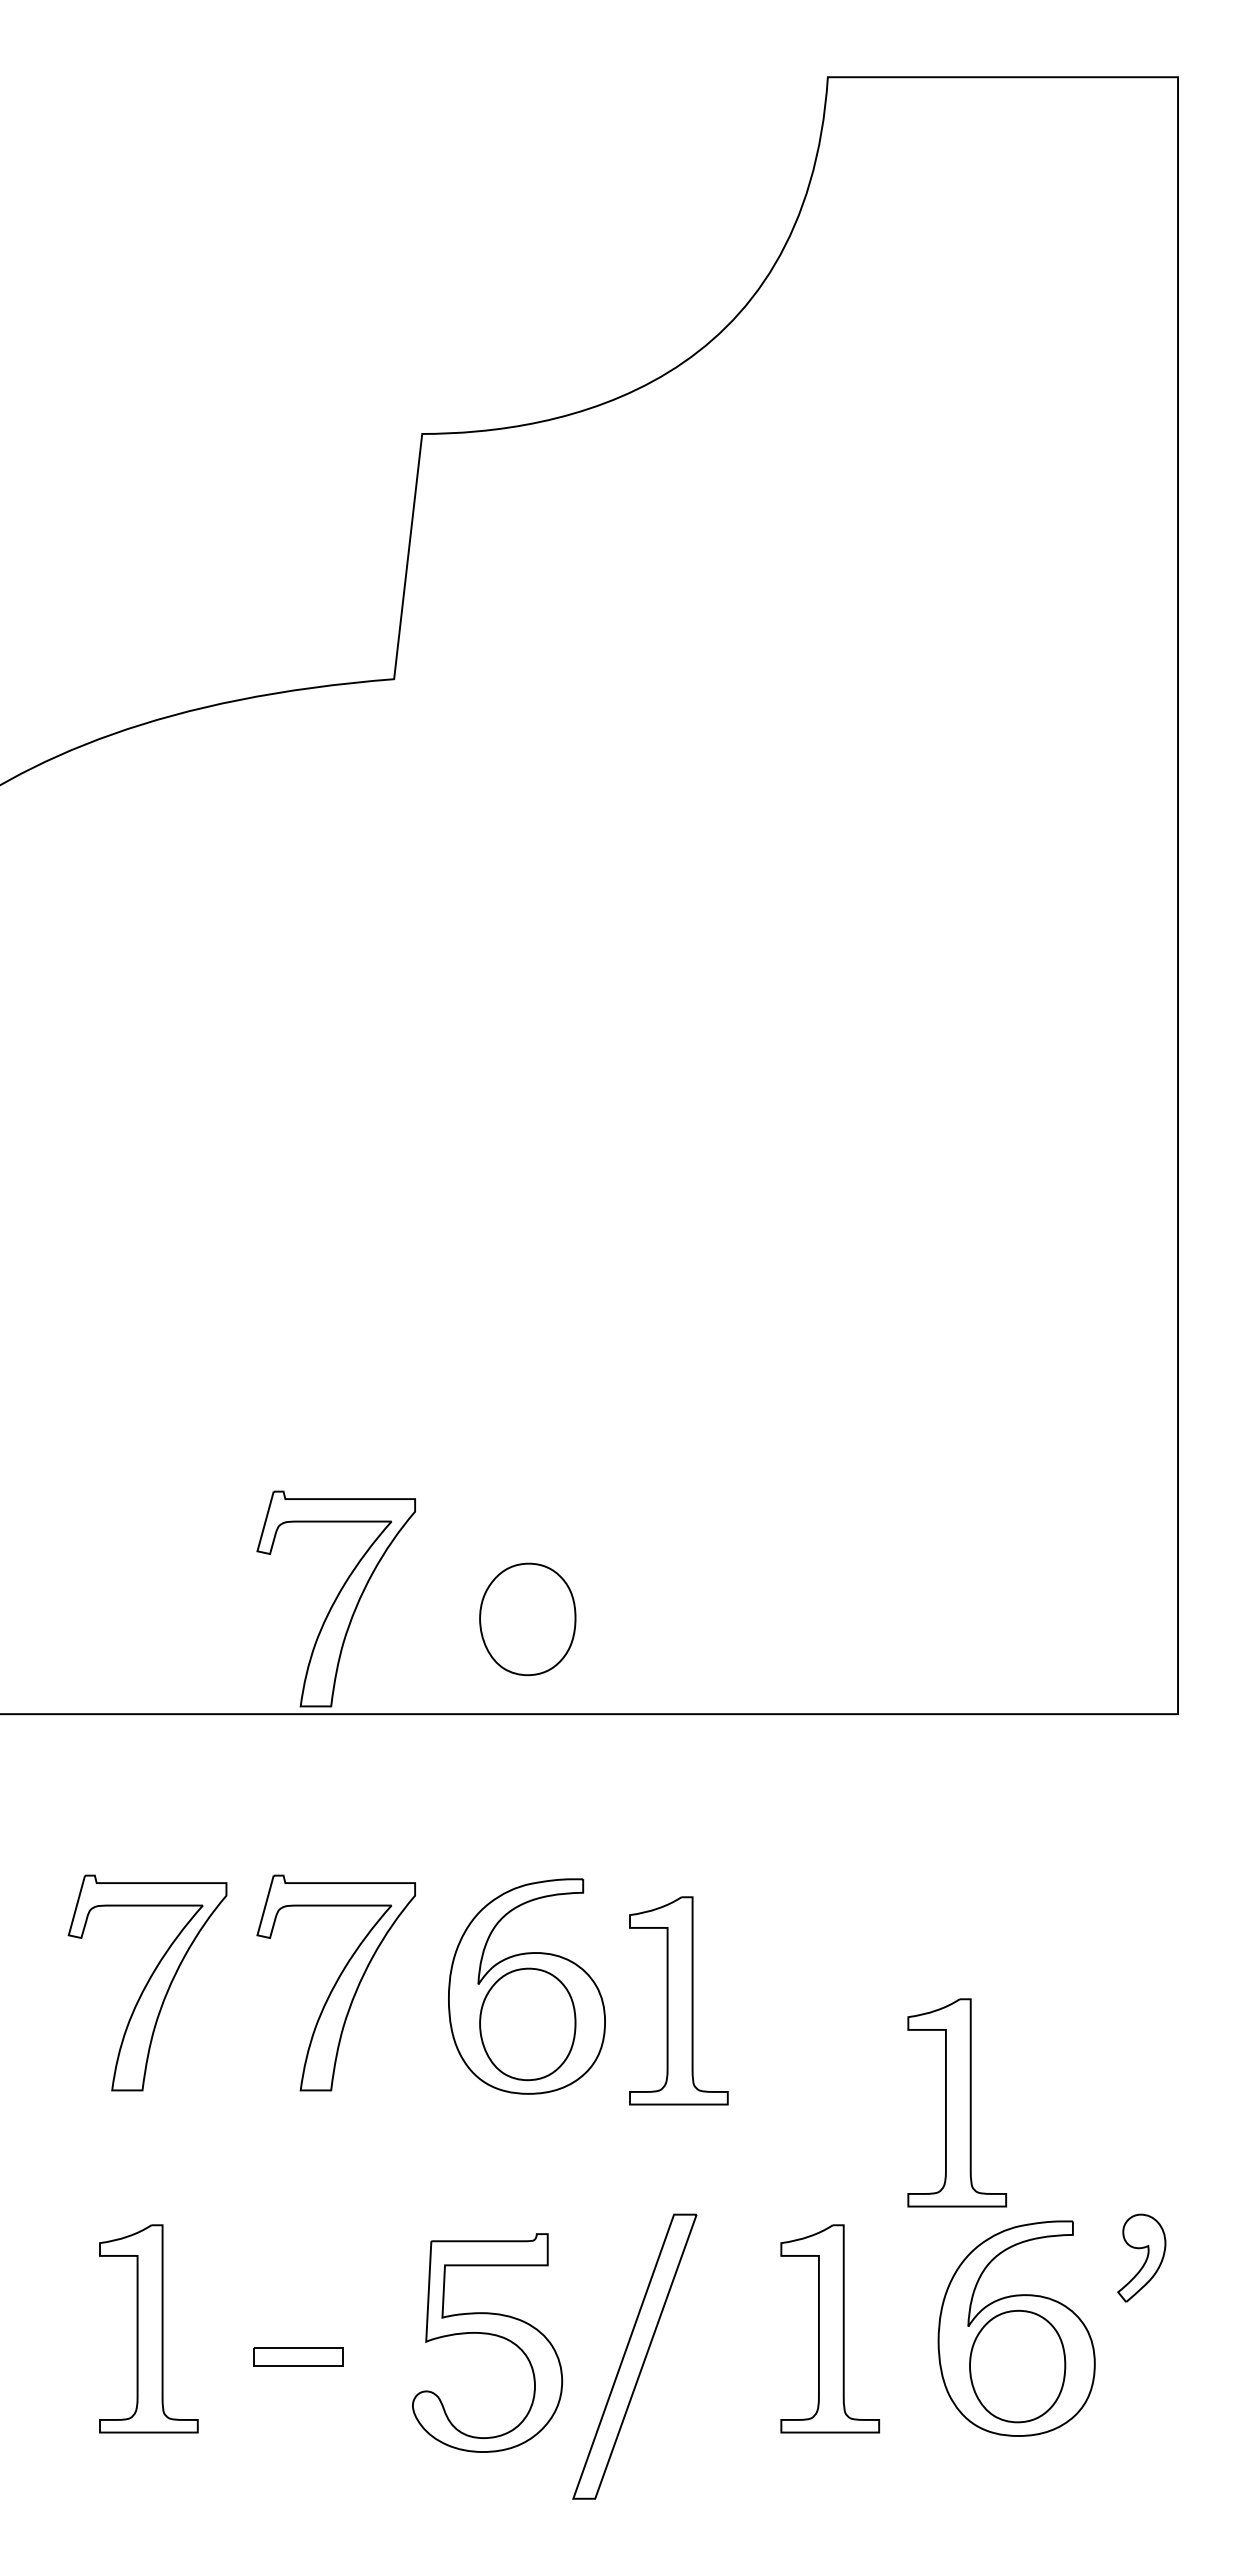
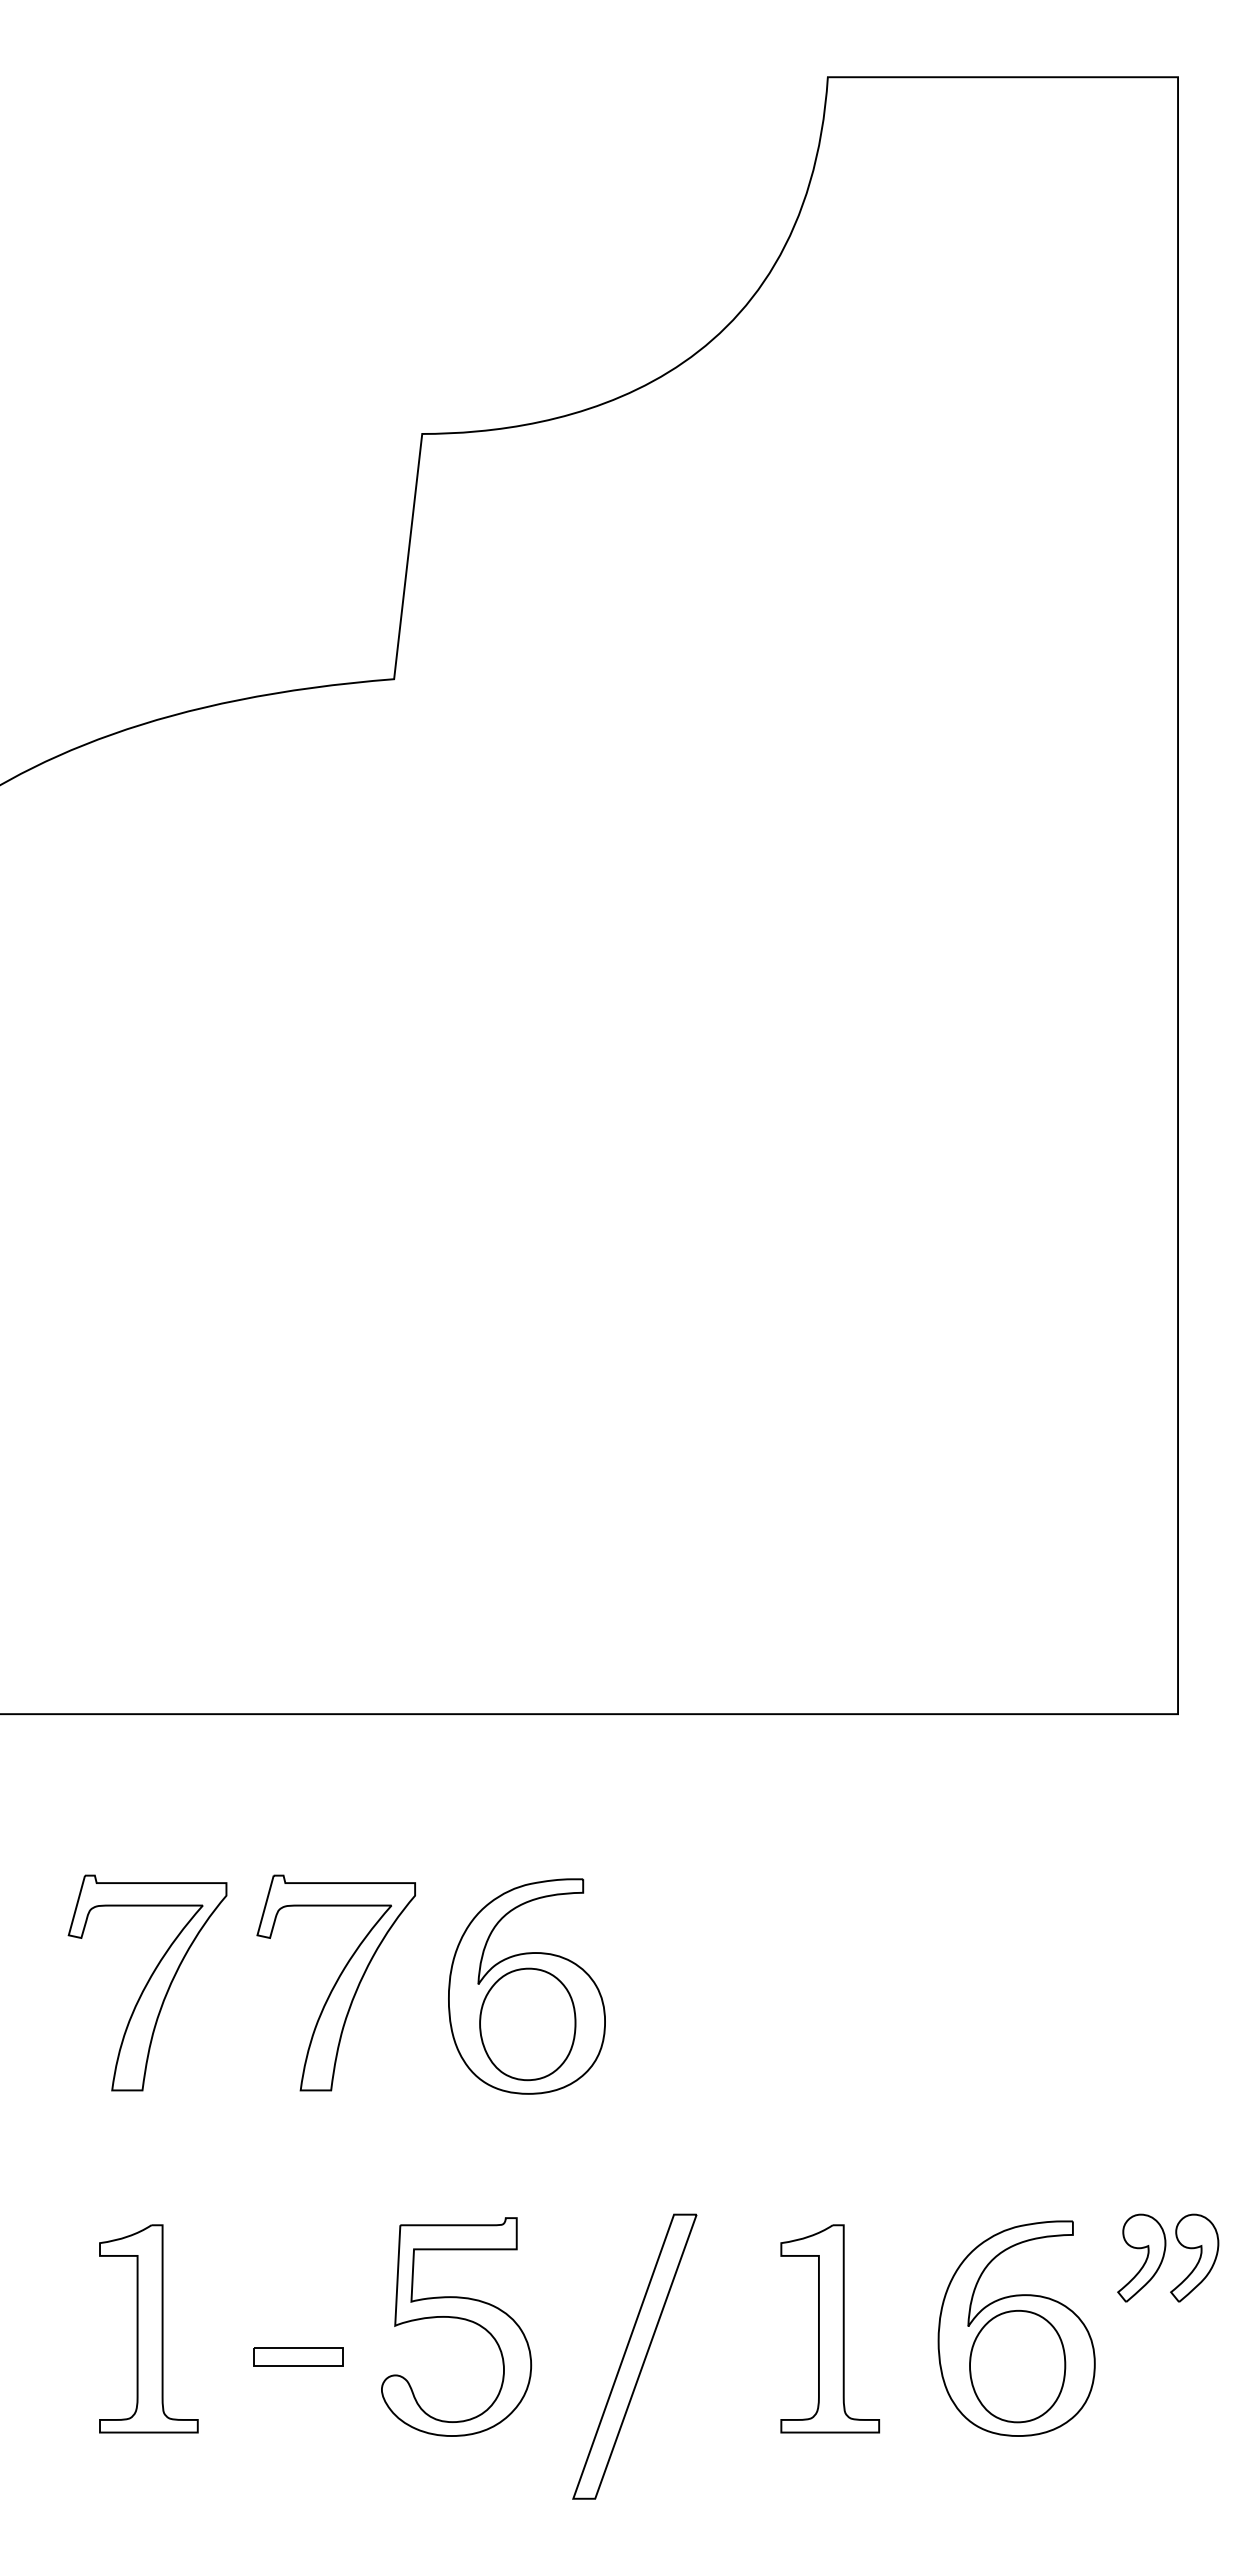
part: present -> none (335, 1598)
part: present -> none (527, 1619)
part: present -> none (678, 2000)
part: present -> none (956, 2102)
part: none -> present (1194, 2257)
part position: (490, 2335) -> (459, 2319) (459, 2319)
